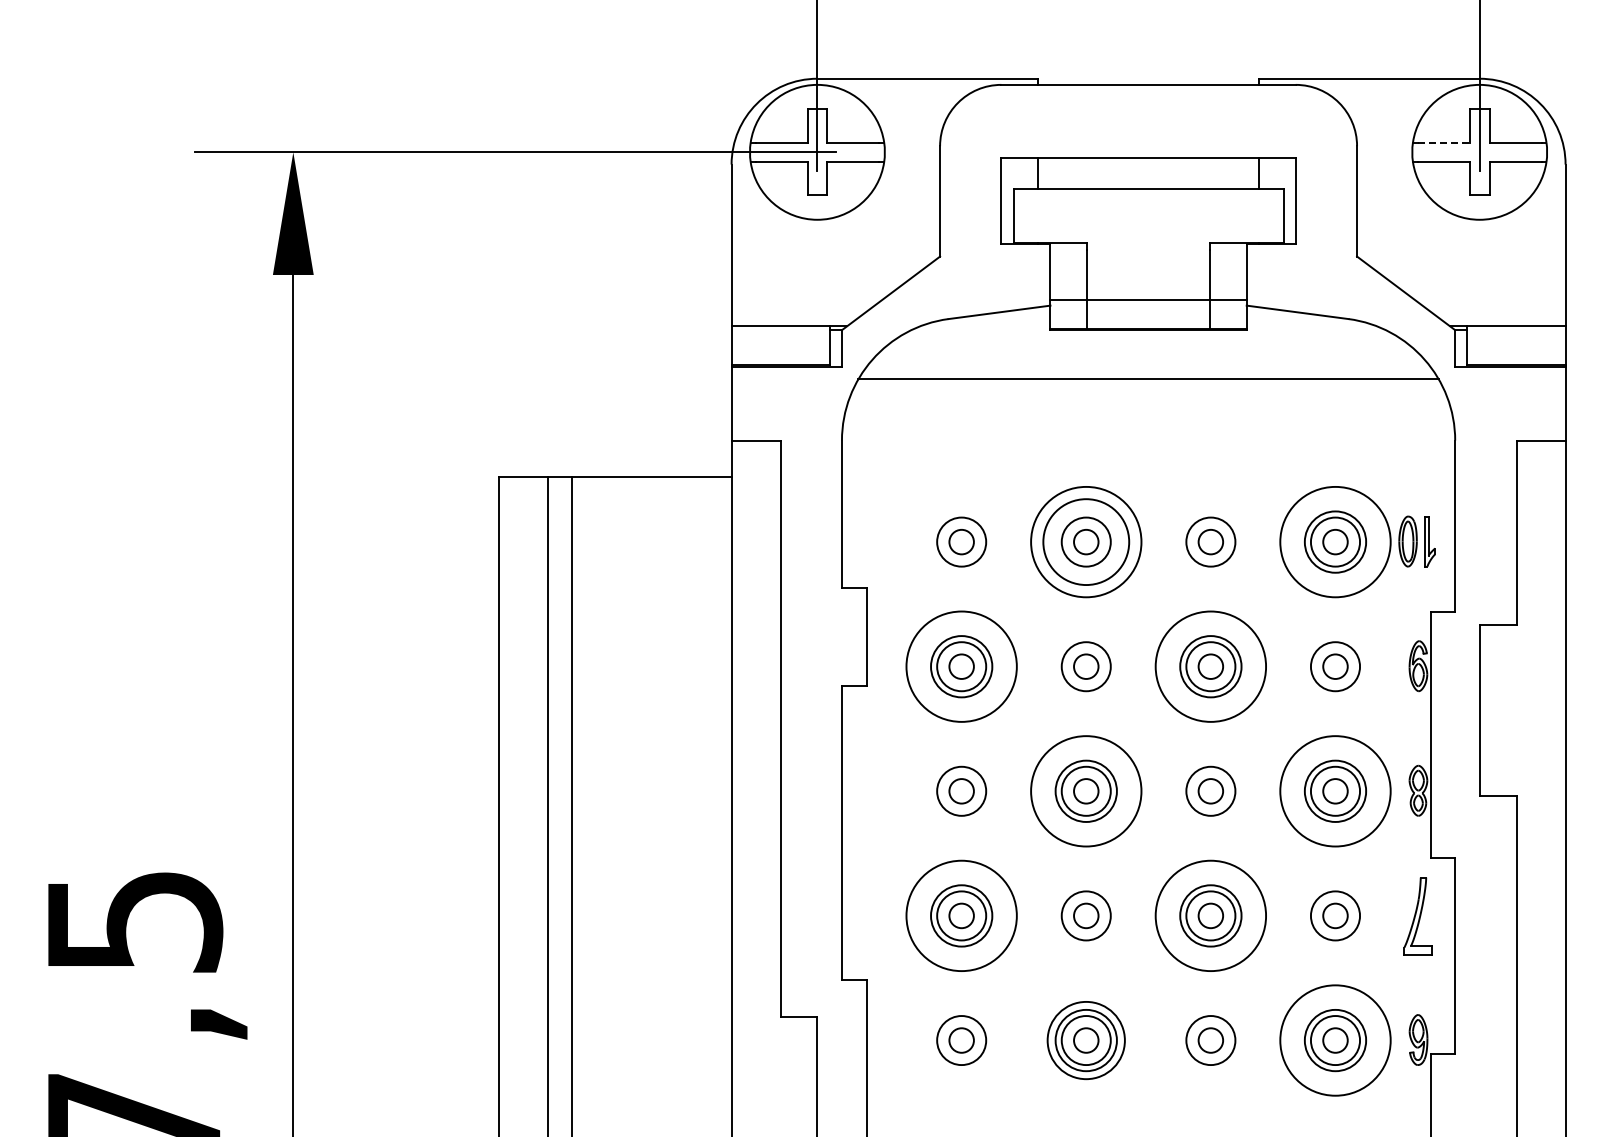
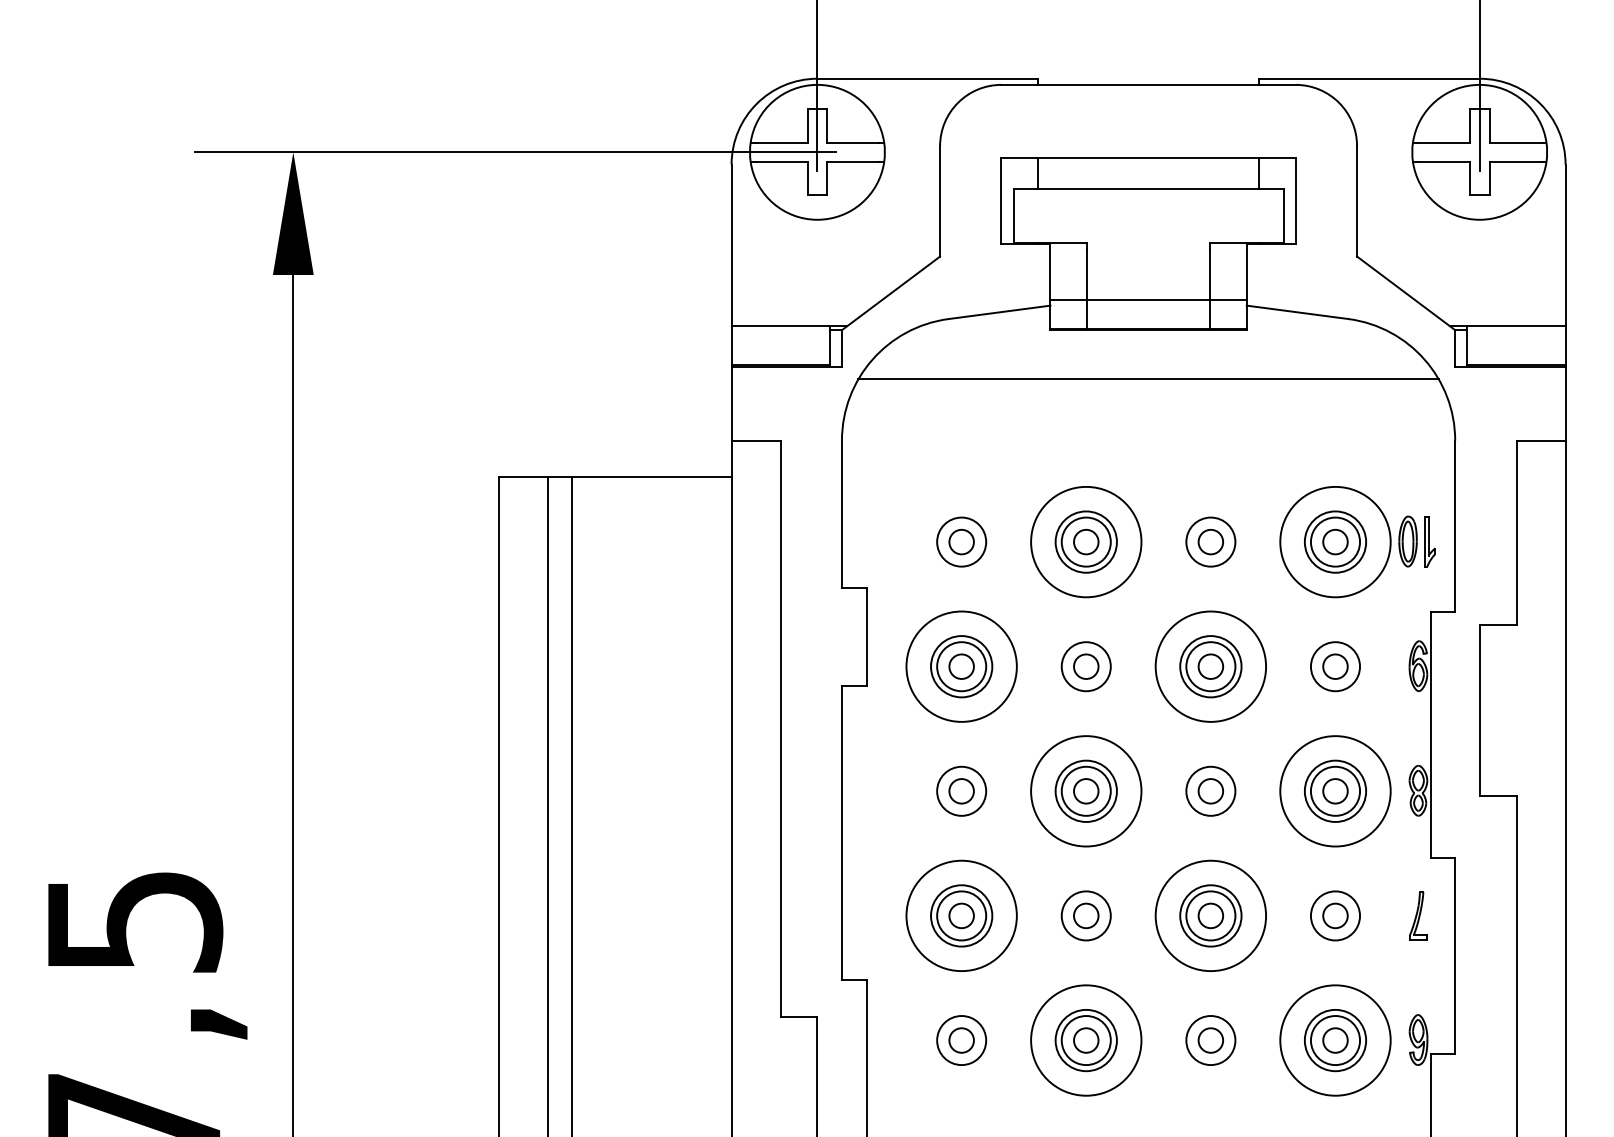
line: dashed -> solid (1443, 142)
circle diameter: 86 px -> 61 px (1085, 541)
part size: 30x79 px -> 19x50 px (1418, 915)
circle diameter: 77 px -> 110 px (1086, 1040)
